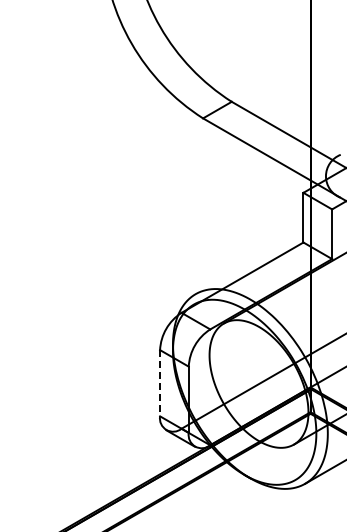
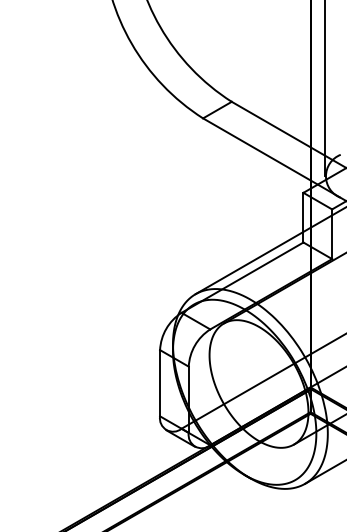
line: none -> present (325, 89)
line: none -> present (269, 251)
line: dashed -> solid (160, 383)
